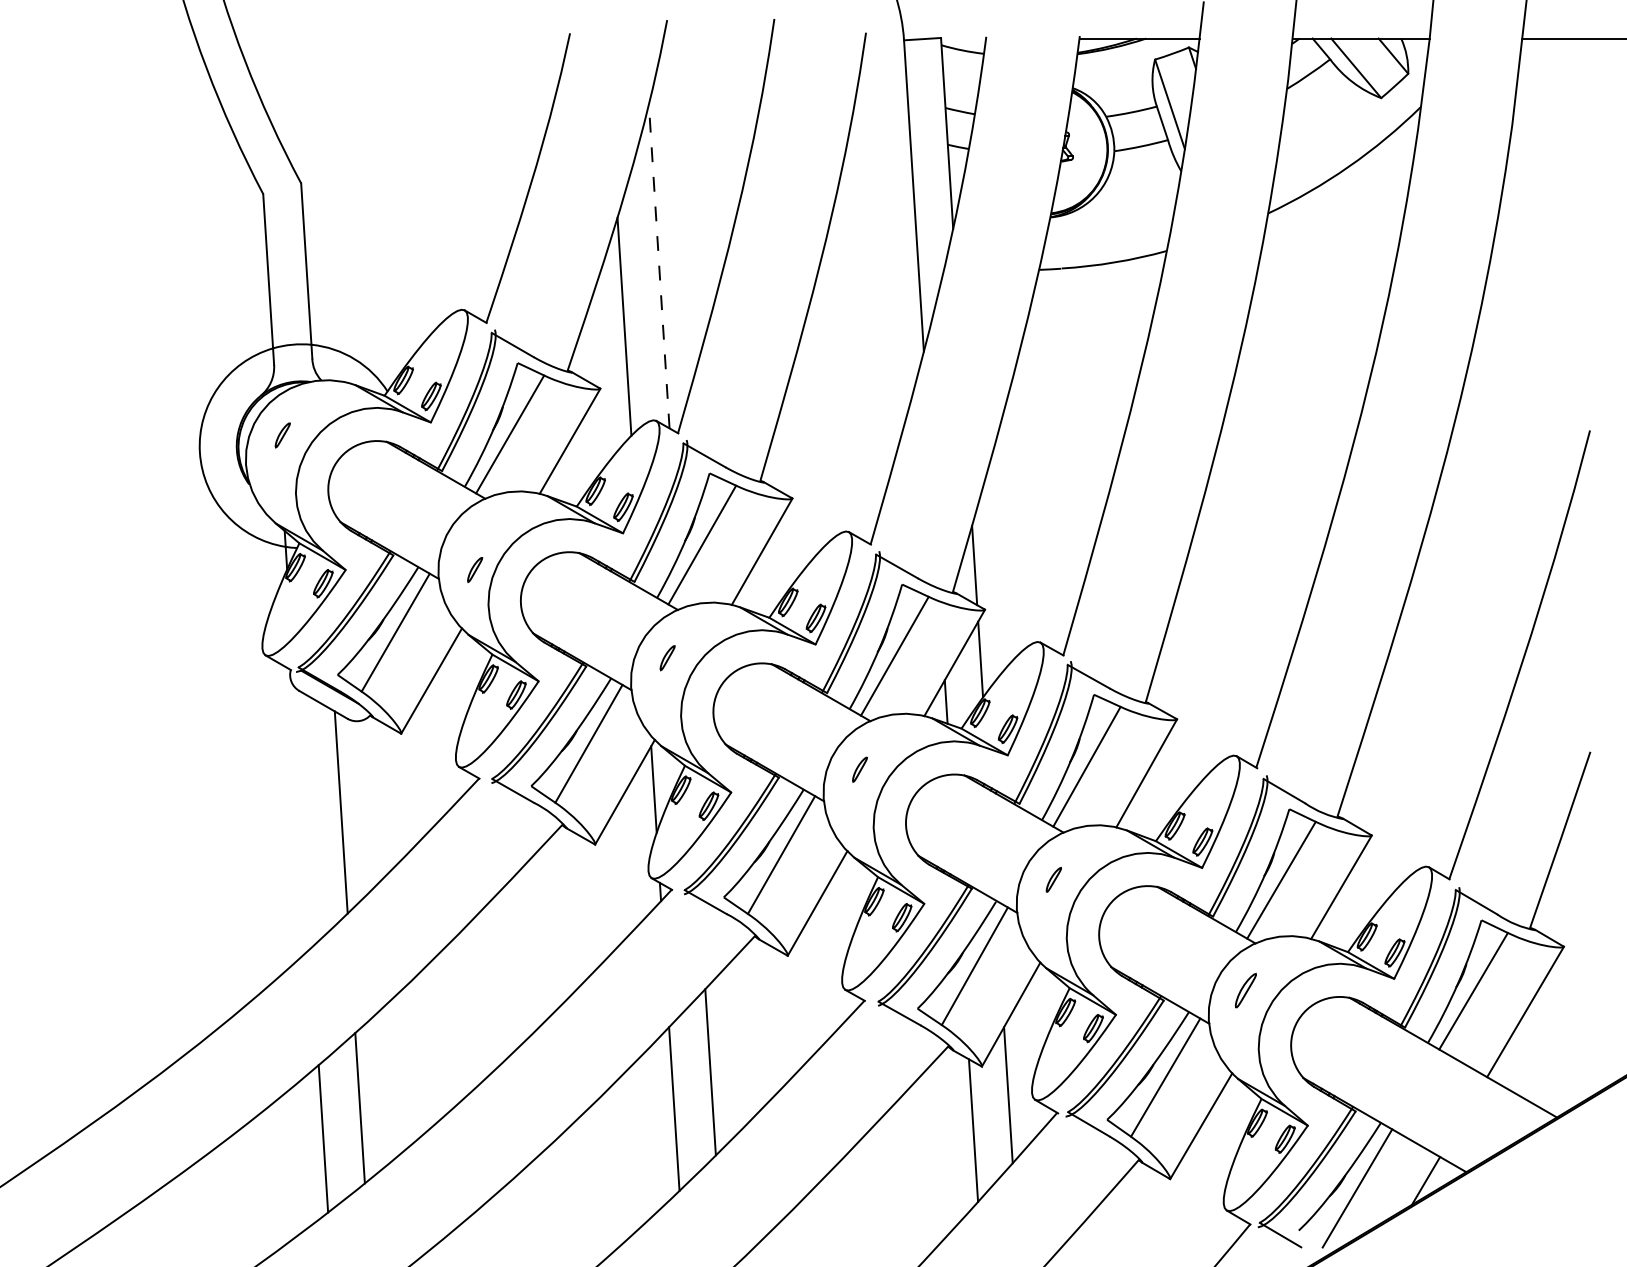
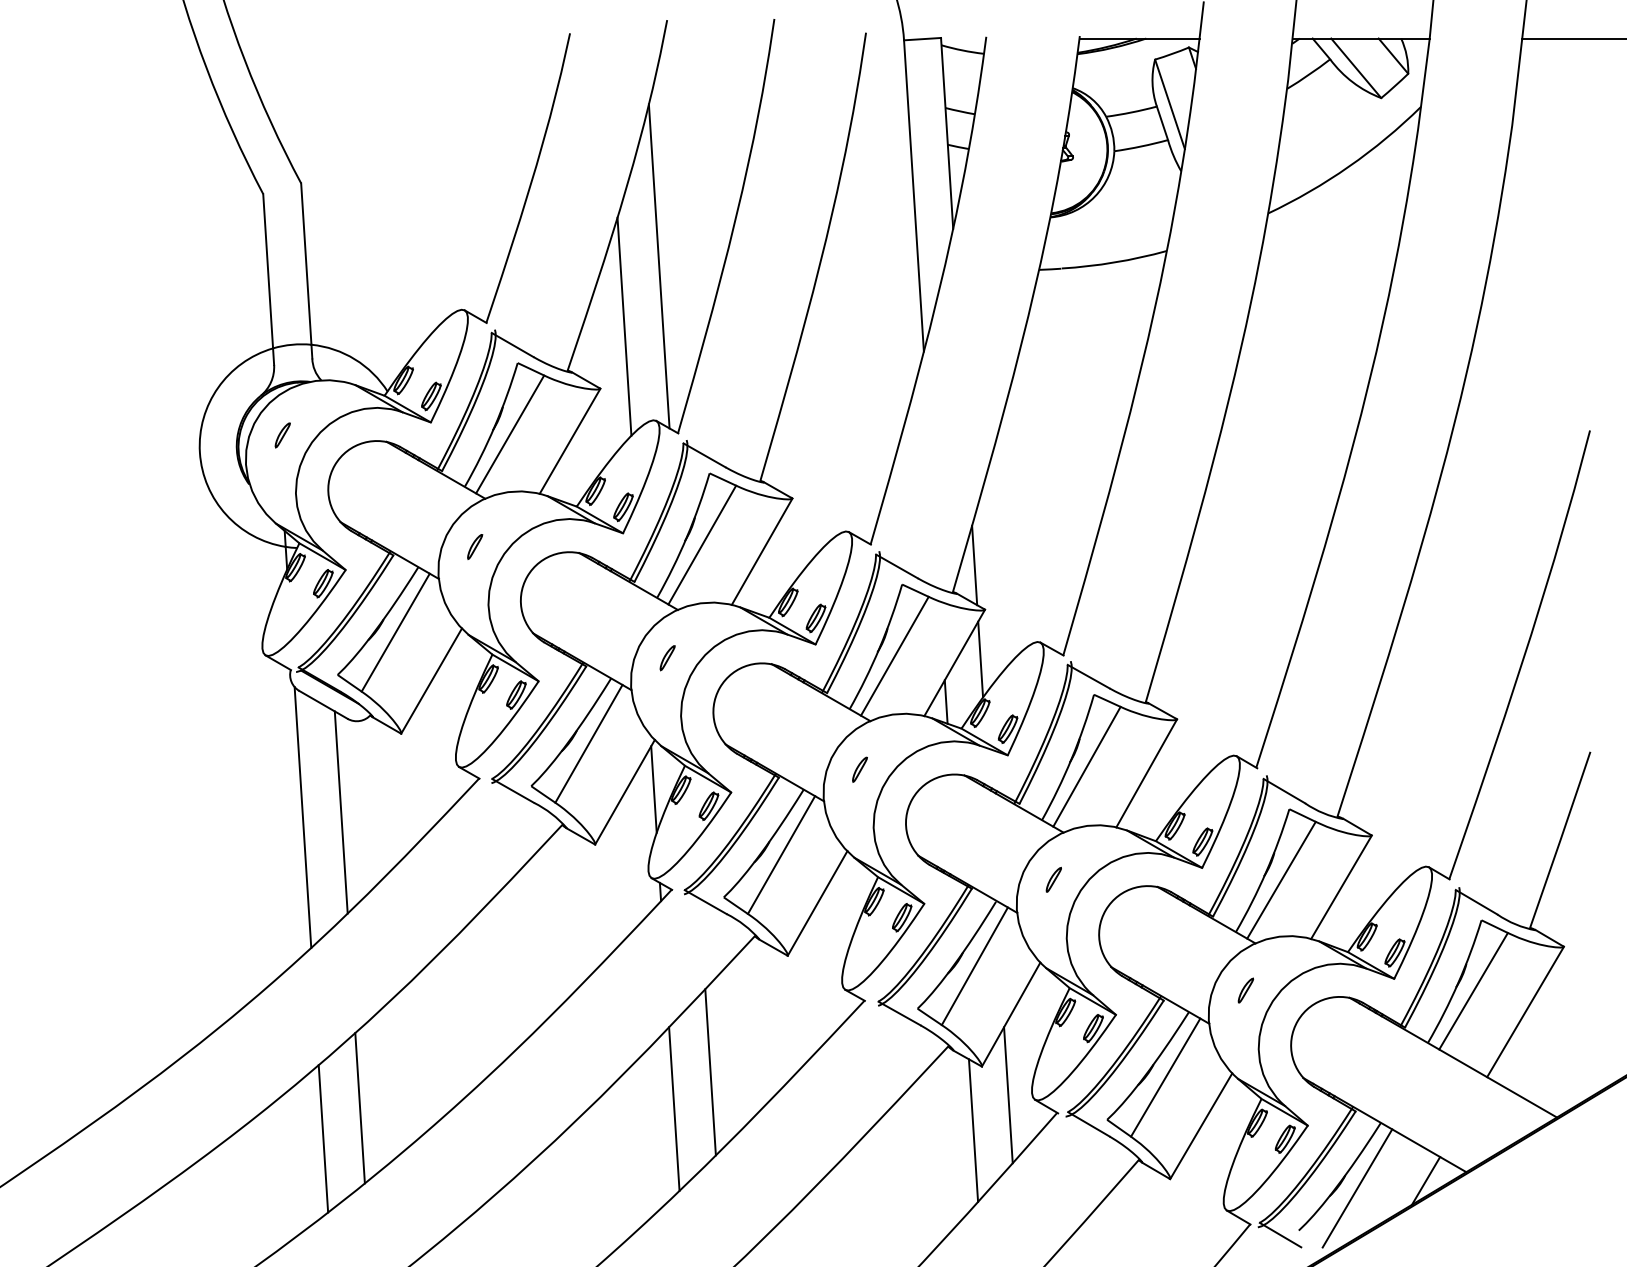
line: dashed -> solid (659, 265)
part position: (475, 569) -> (475, 546) (475, 546)
line: none -> present (302, 817)
part size: 23x36 px -> 18x27 px (1245, 990)
